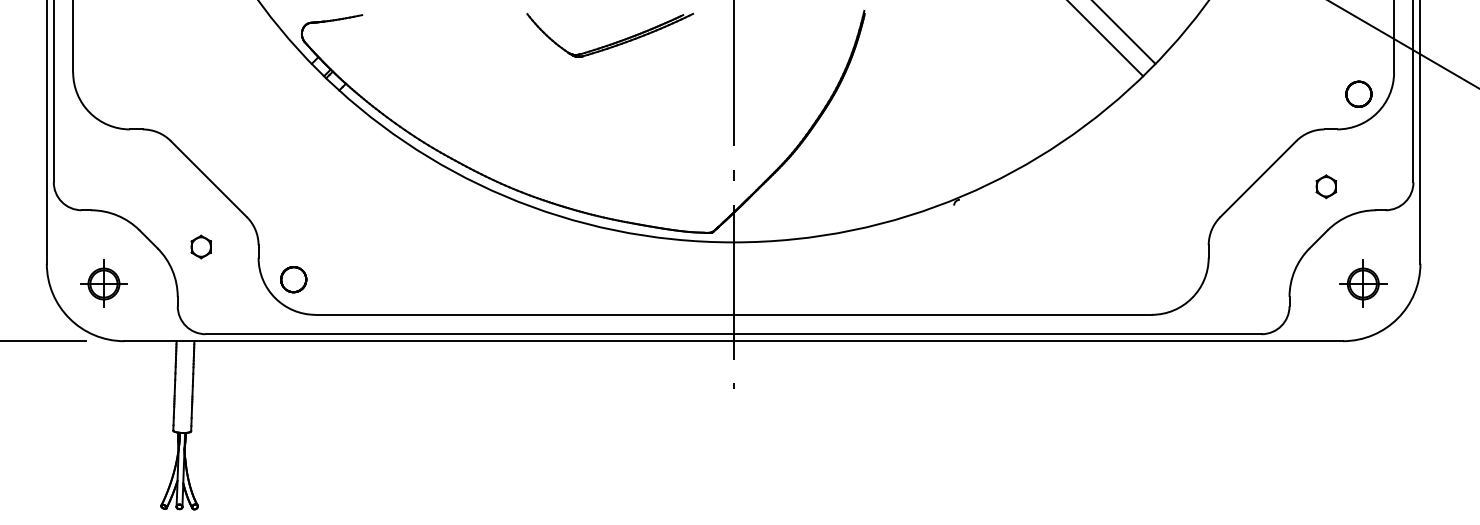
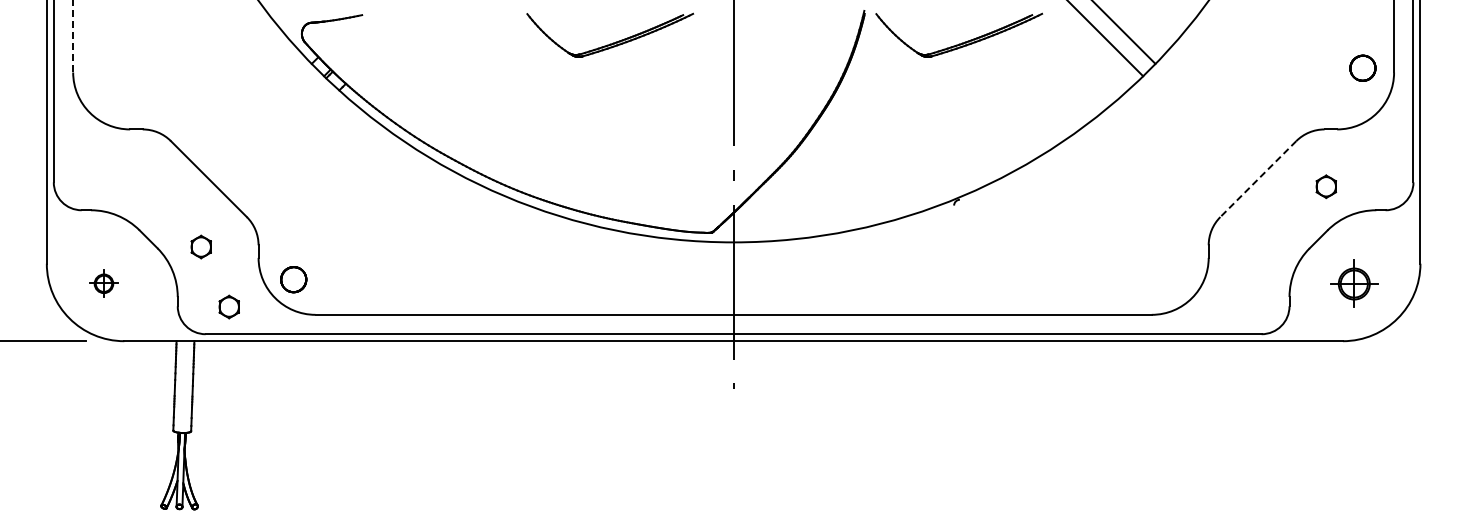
line: solid -> dashed (73, 36)
part: none -> present (962, 42)
line: present -> none (1403, 44)
part position: (1358, 93) -> (1362, 67) (1362, 67)
line: solid -> dashed (1258, 179)
part size: 48x49 px -> 30x29 px (103, 283)
part position: (1363, 283) -> (1354, 283) (1354, 283)
part: none -> present (228, 306)
